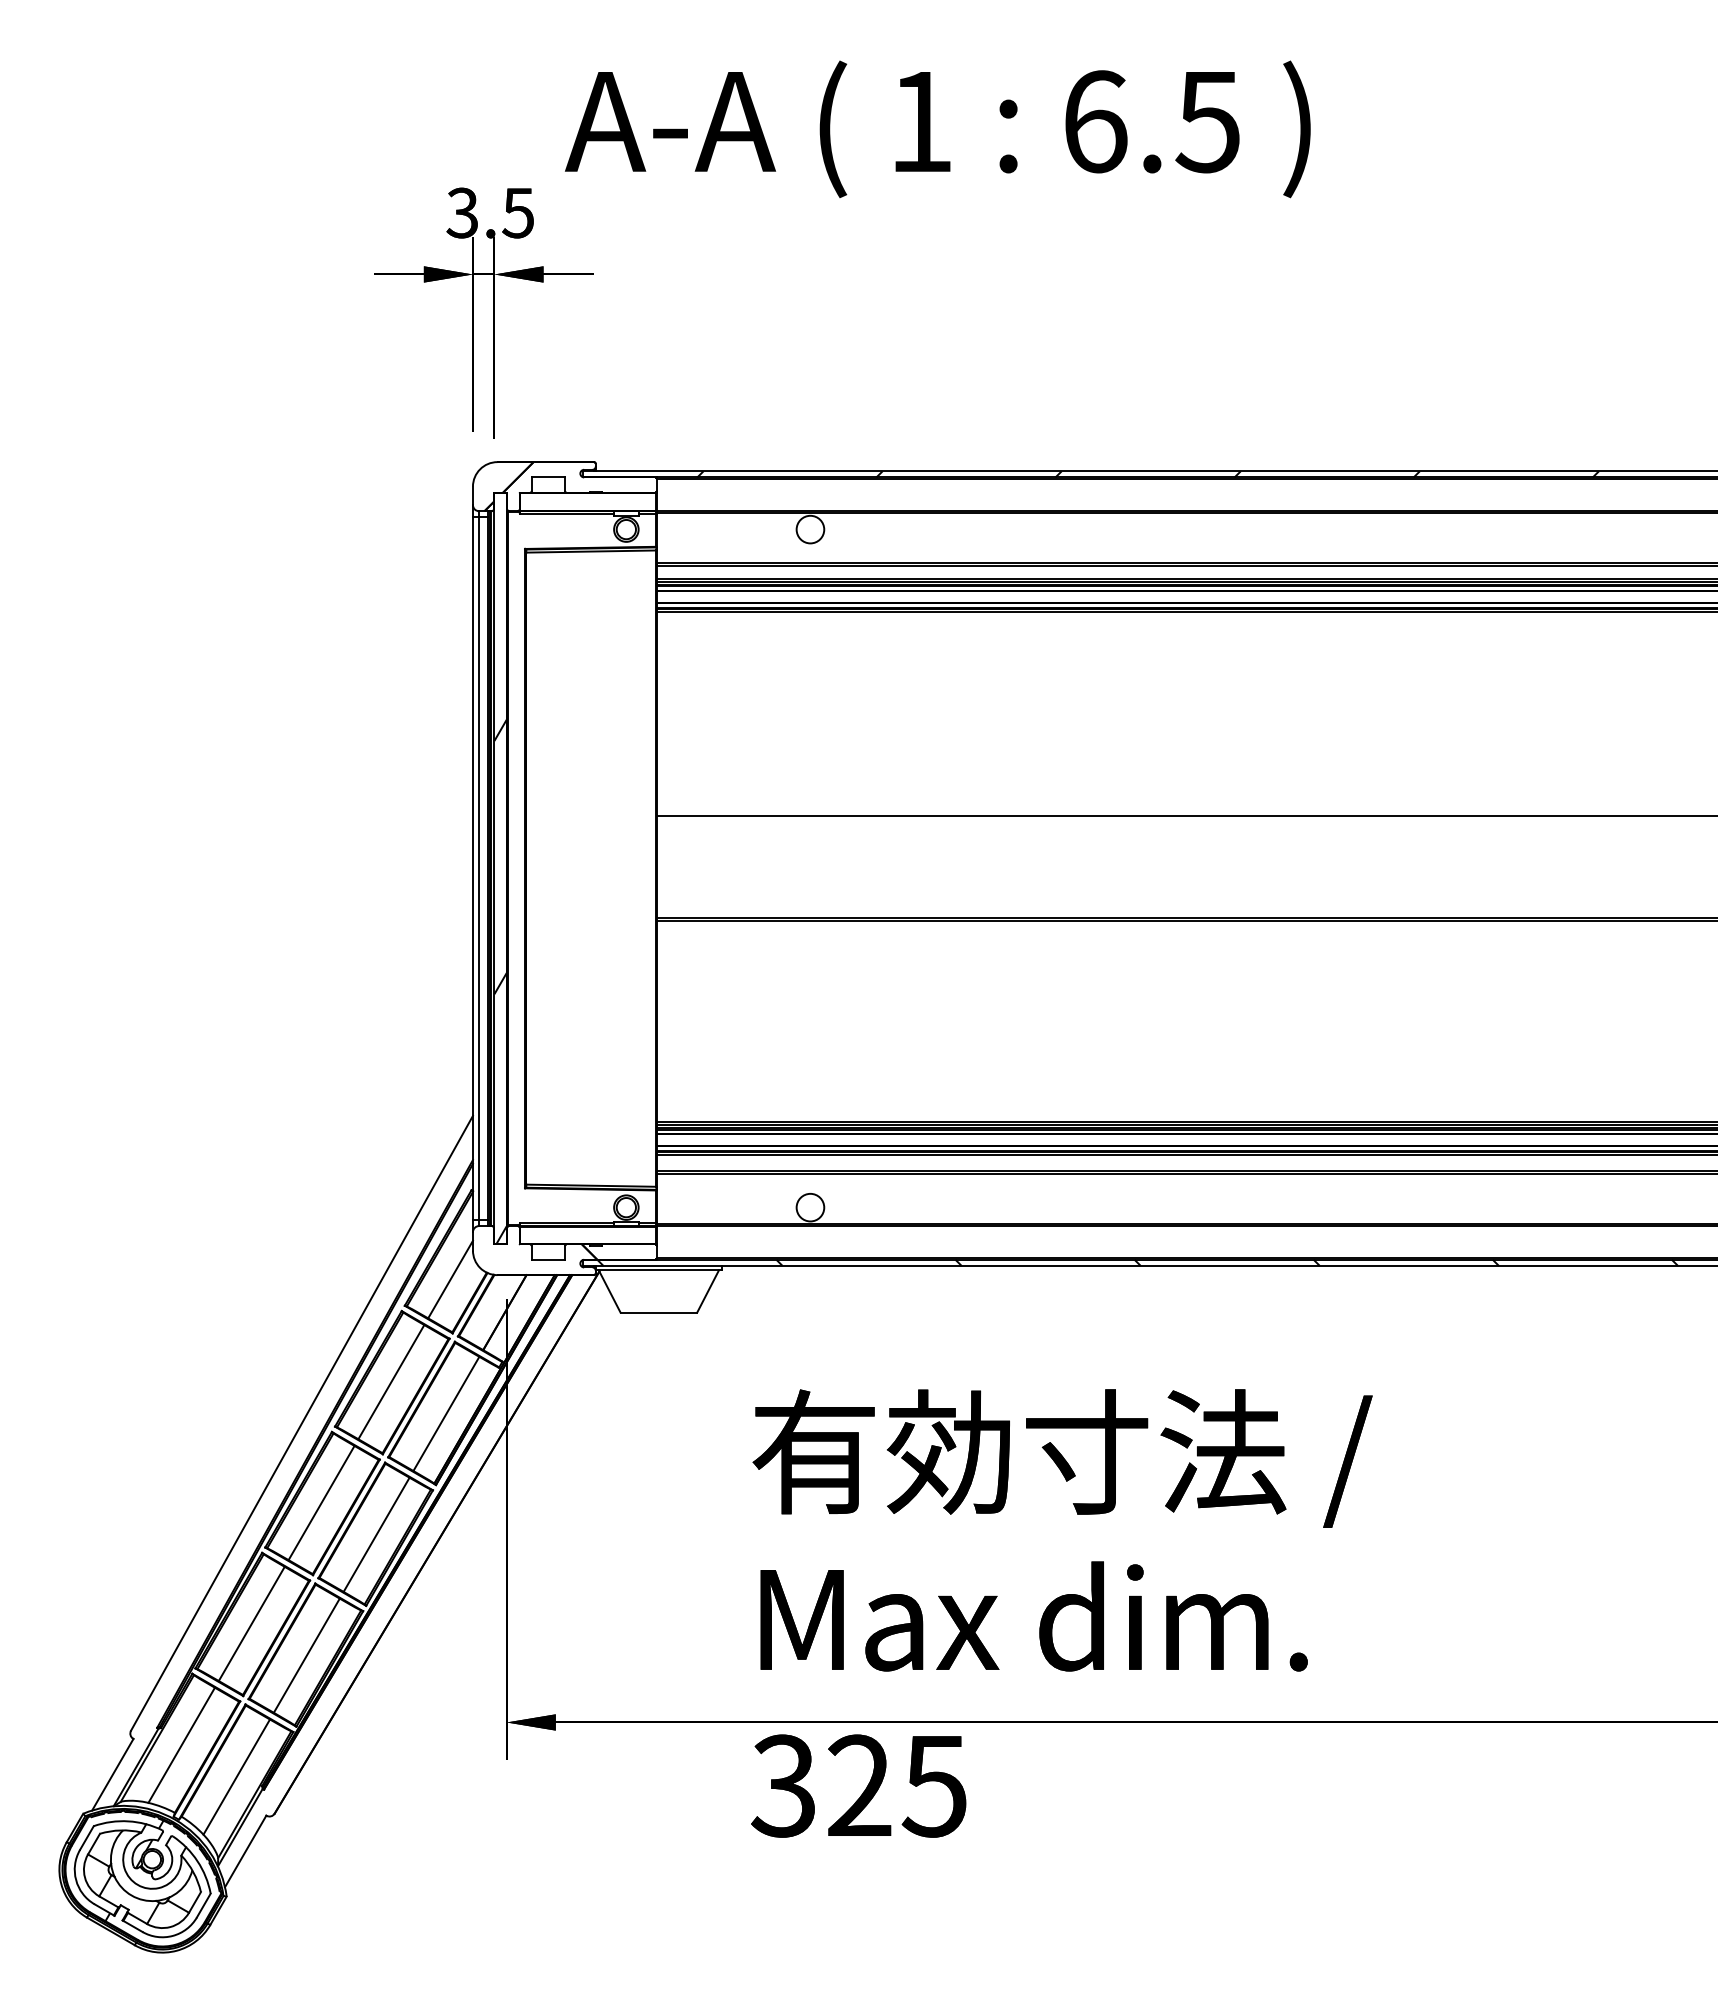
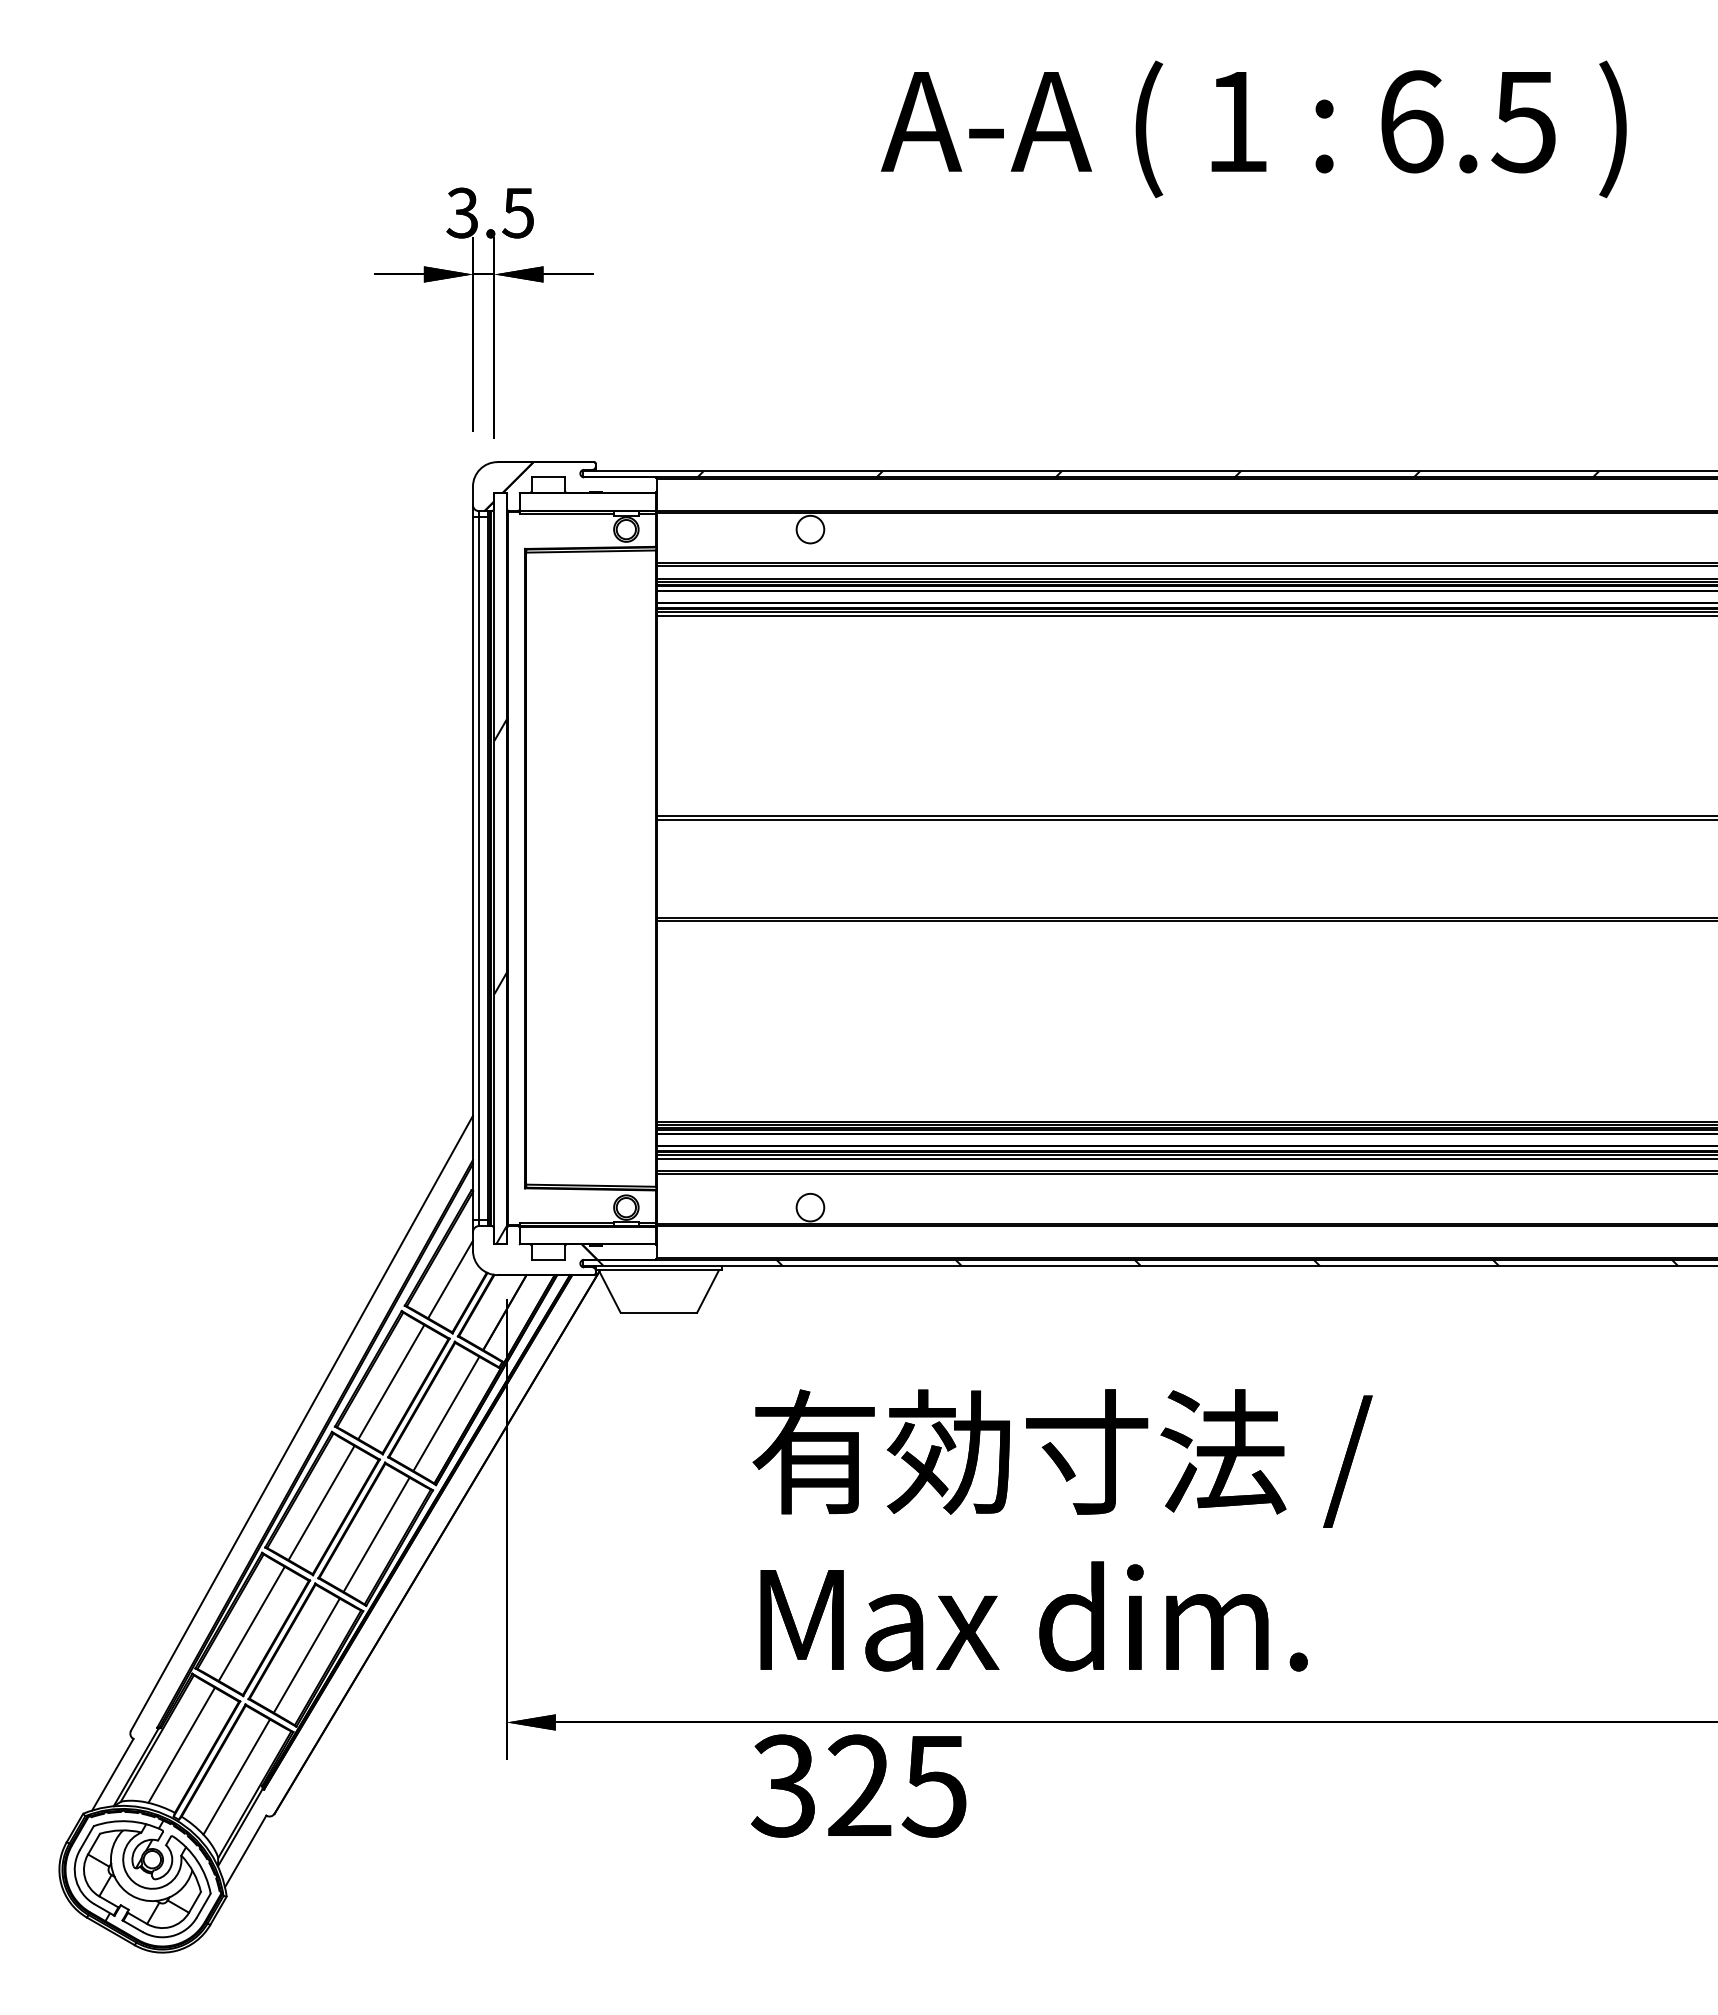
text position: (937, 129) -> (1253, 129) (1253, 129)
line: none -> present (1185, 615)
line: none -> present (1185, 819)
line: none -> present (1185, 1158)
